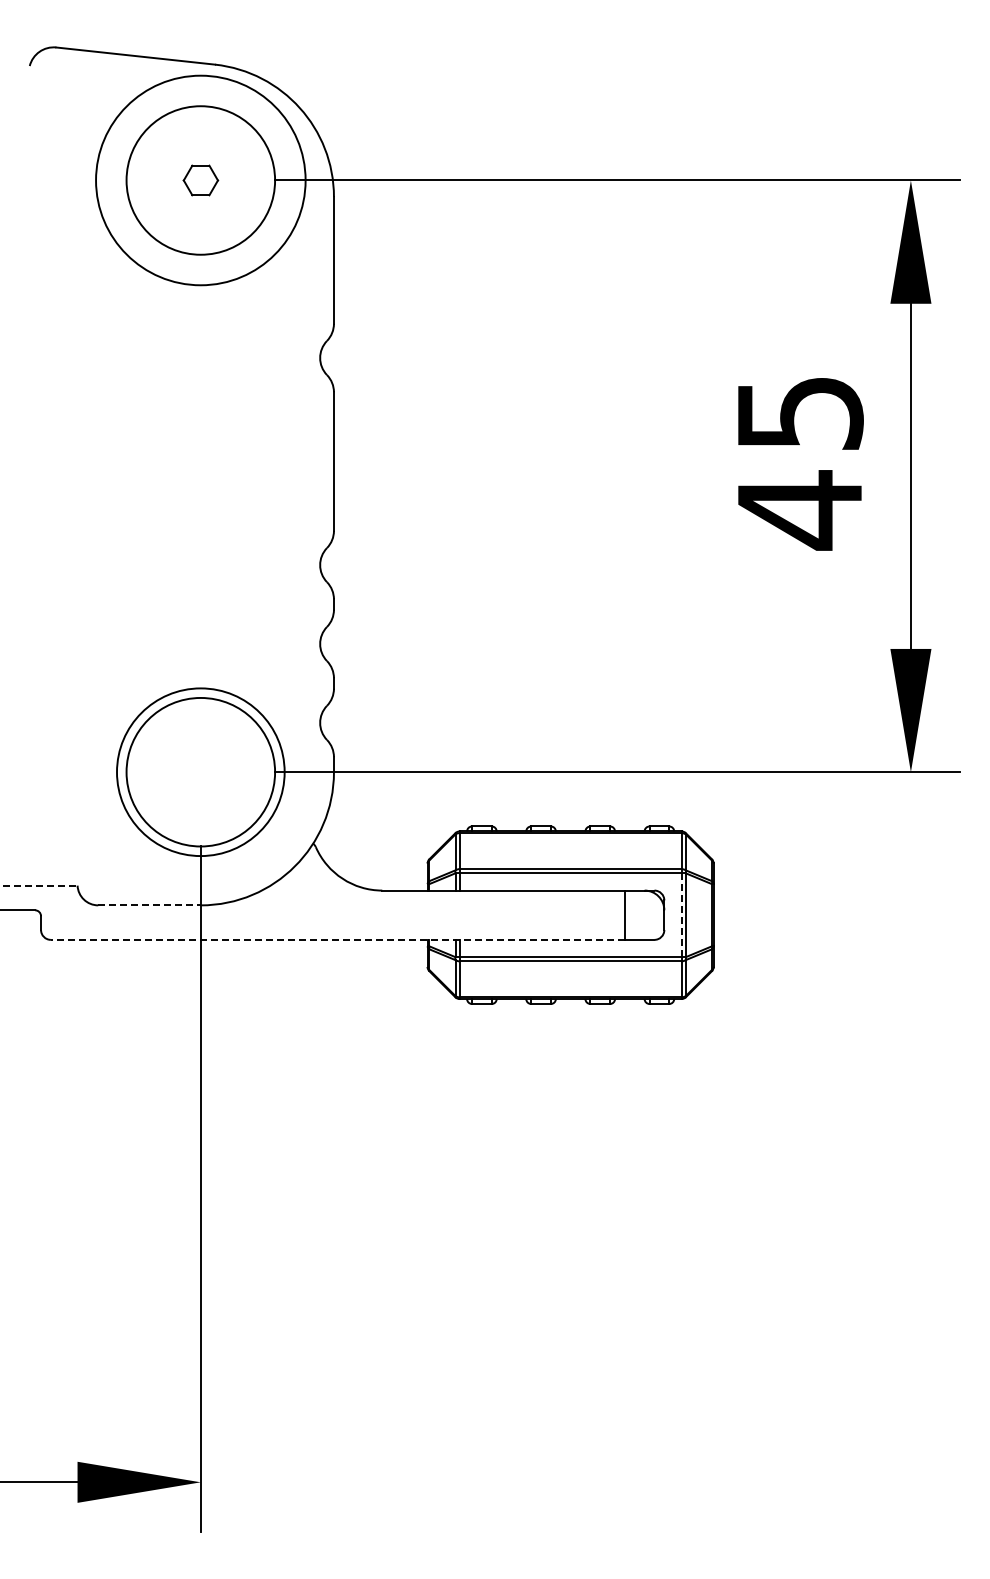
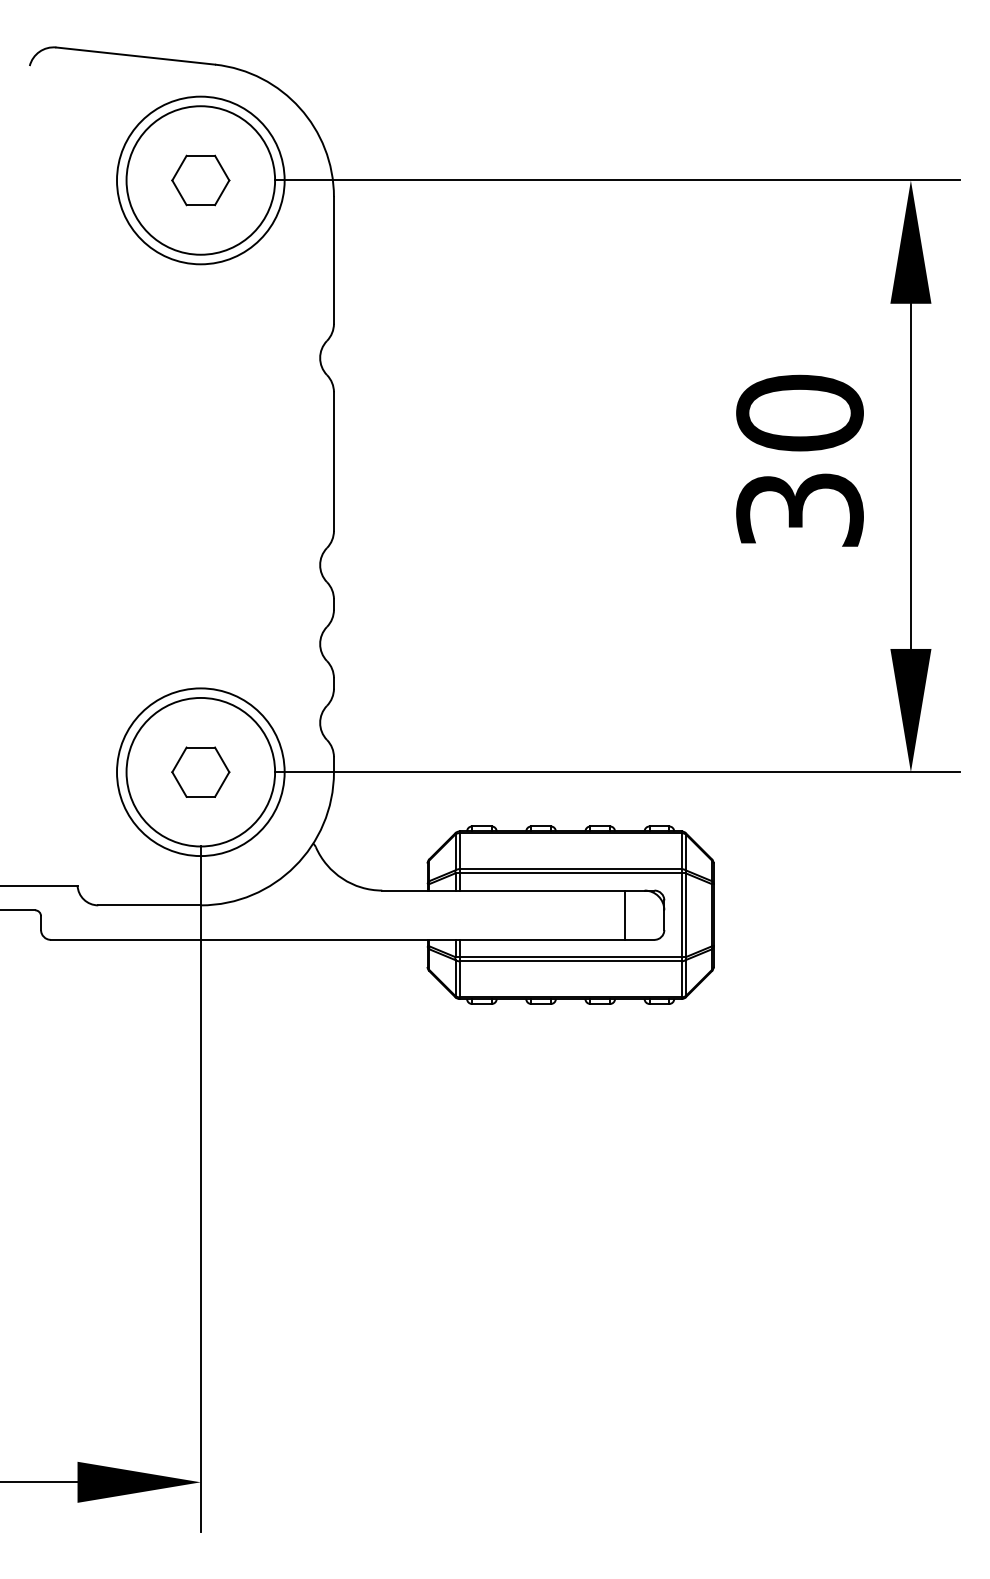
circle diameter: 210 px -> 168 px (200, 180)
part size: 38x33 px -> 60x53 px (200, 180)
text: 45 -> 30 (799, 462)
part: none -> present (200, 771)
line: dashed -> solid (39, 885)
line: dashed -> solid (150, 905)
line: dashed -> solid (681, 915)
line: dashed -> solid (337, 939)
